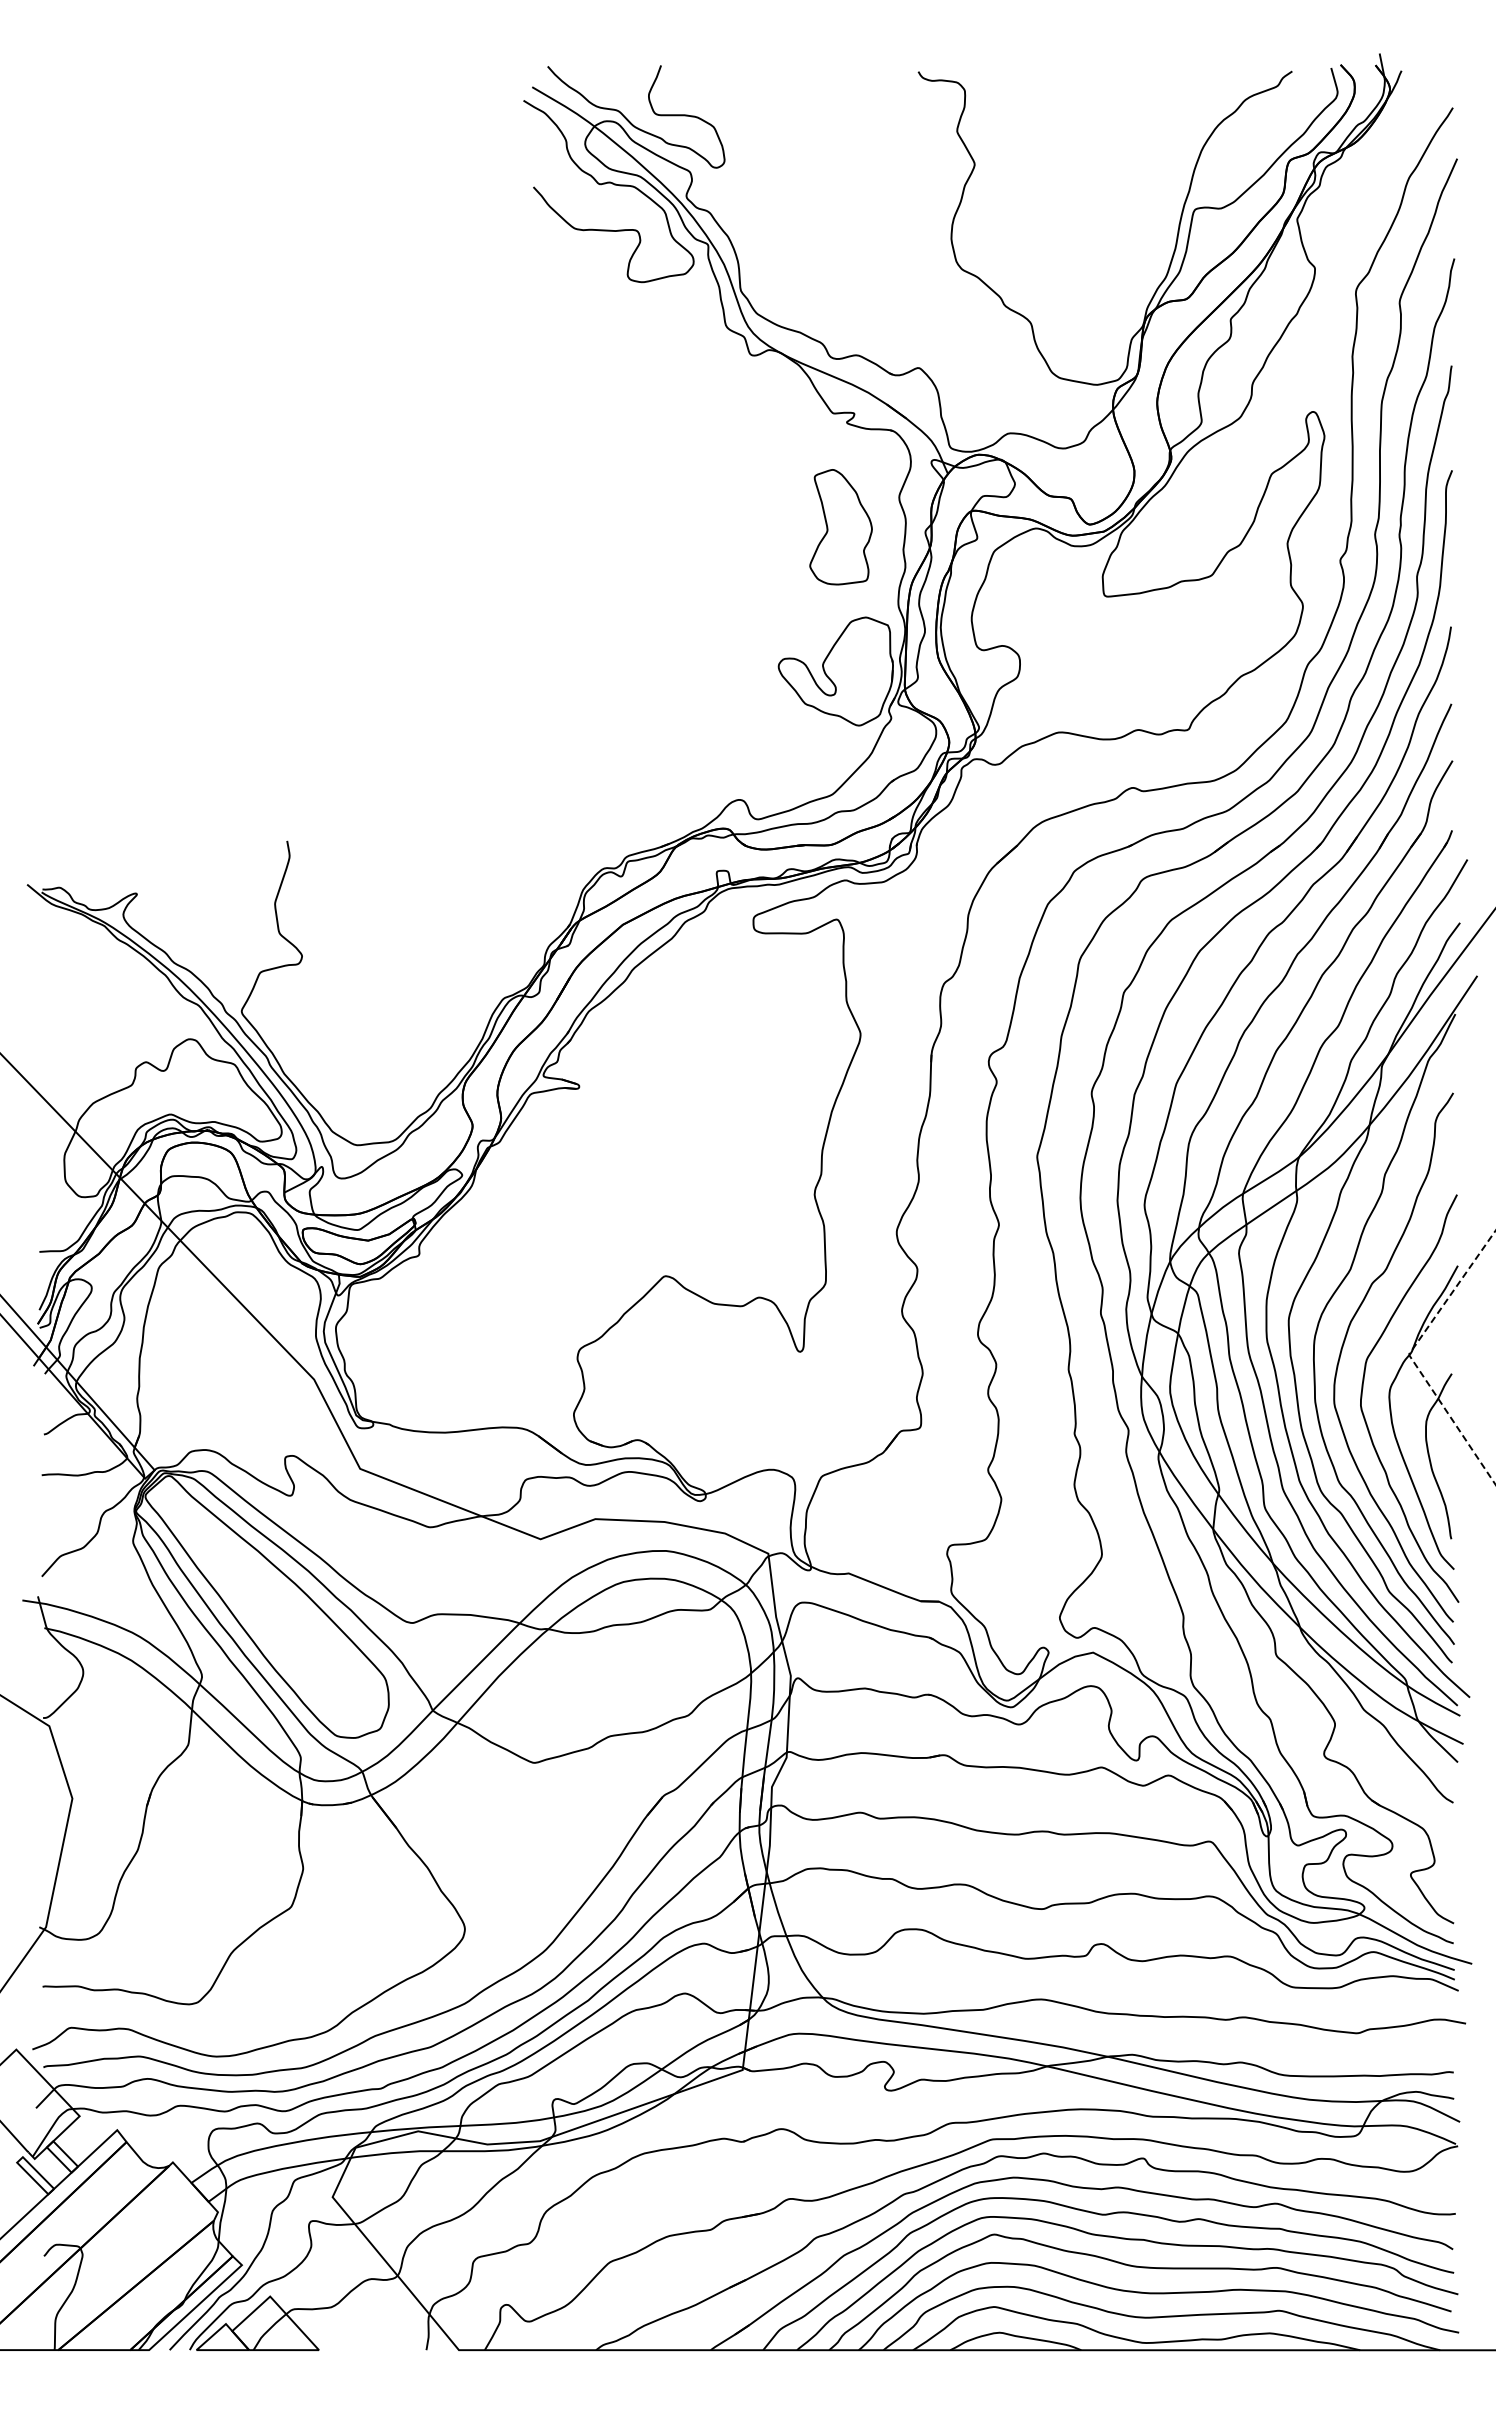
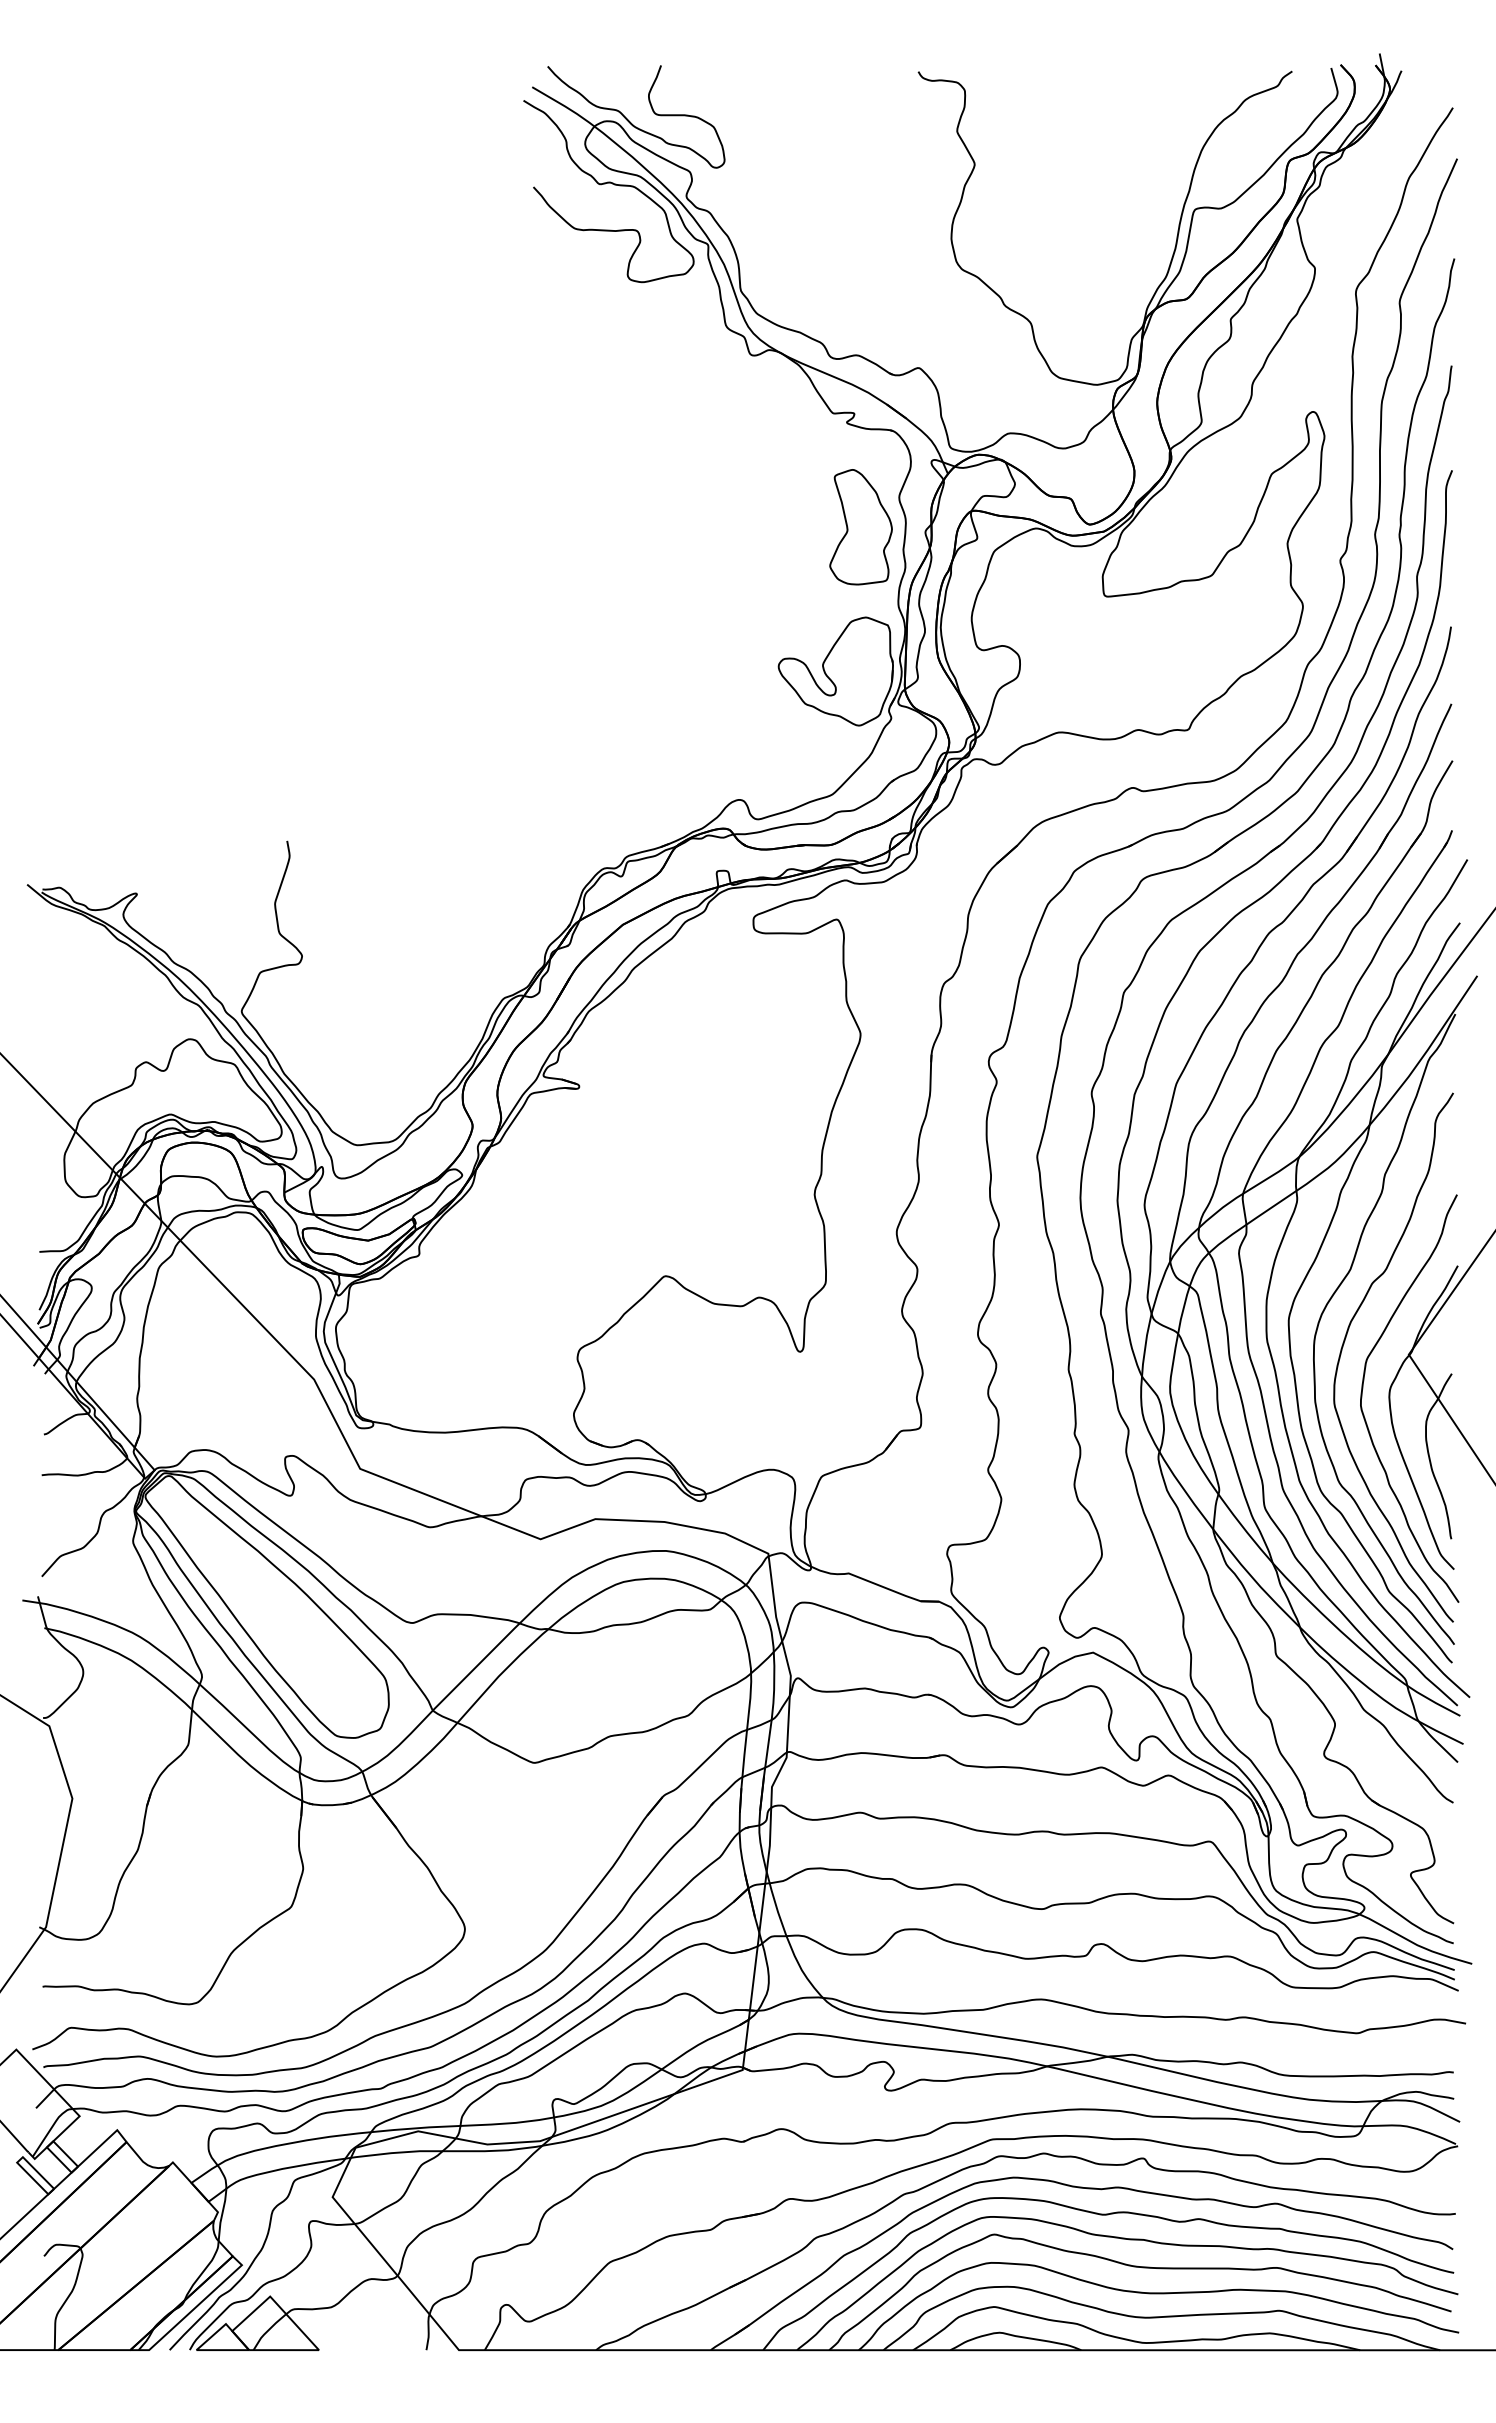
part position: (840, 527) -> (860, 527) (860, 527)
line: dashed -> solid (1409, 1356)
